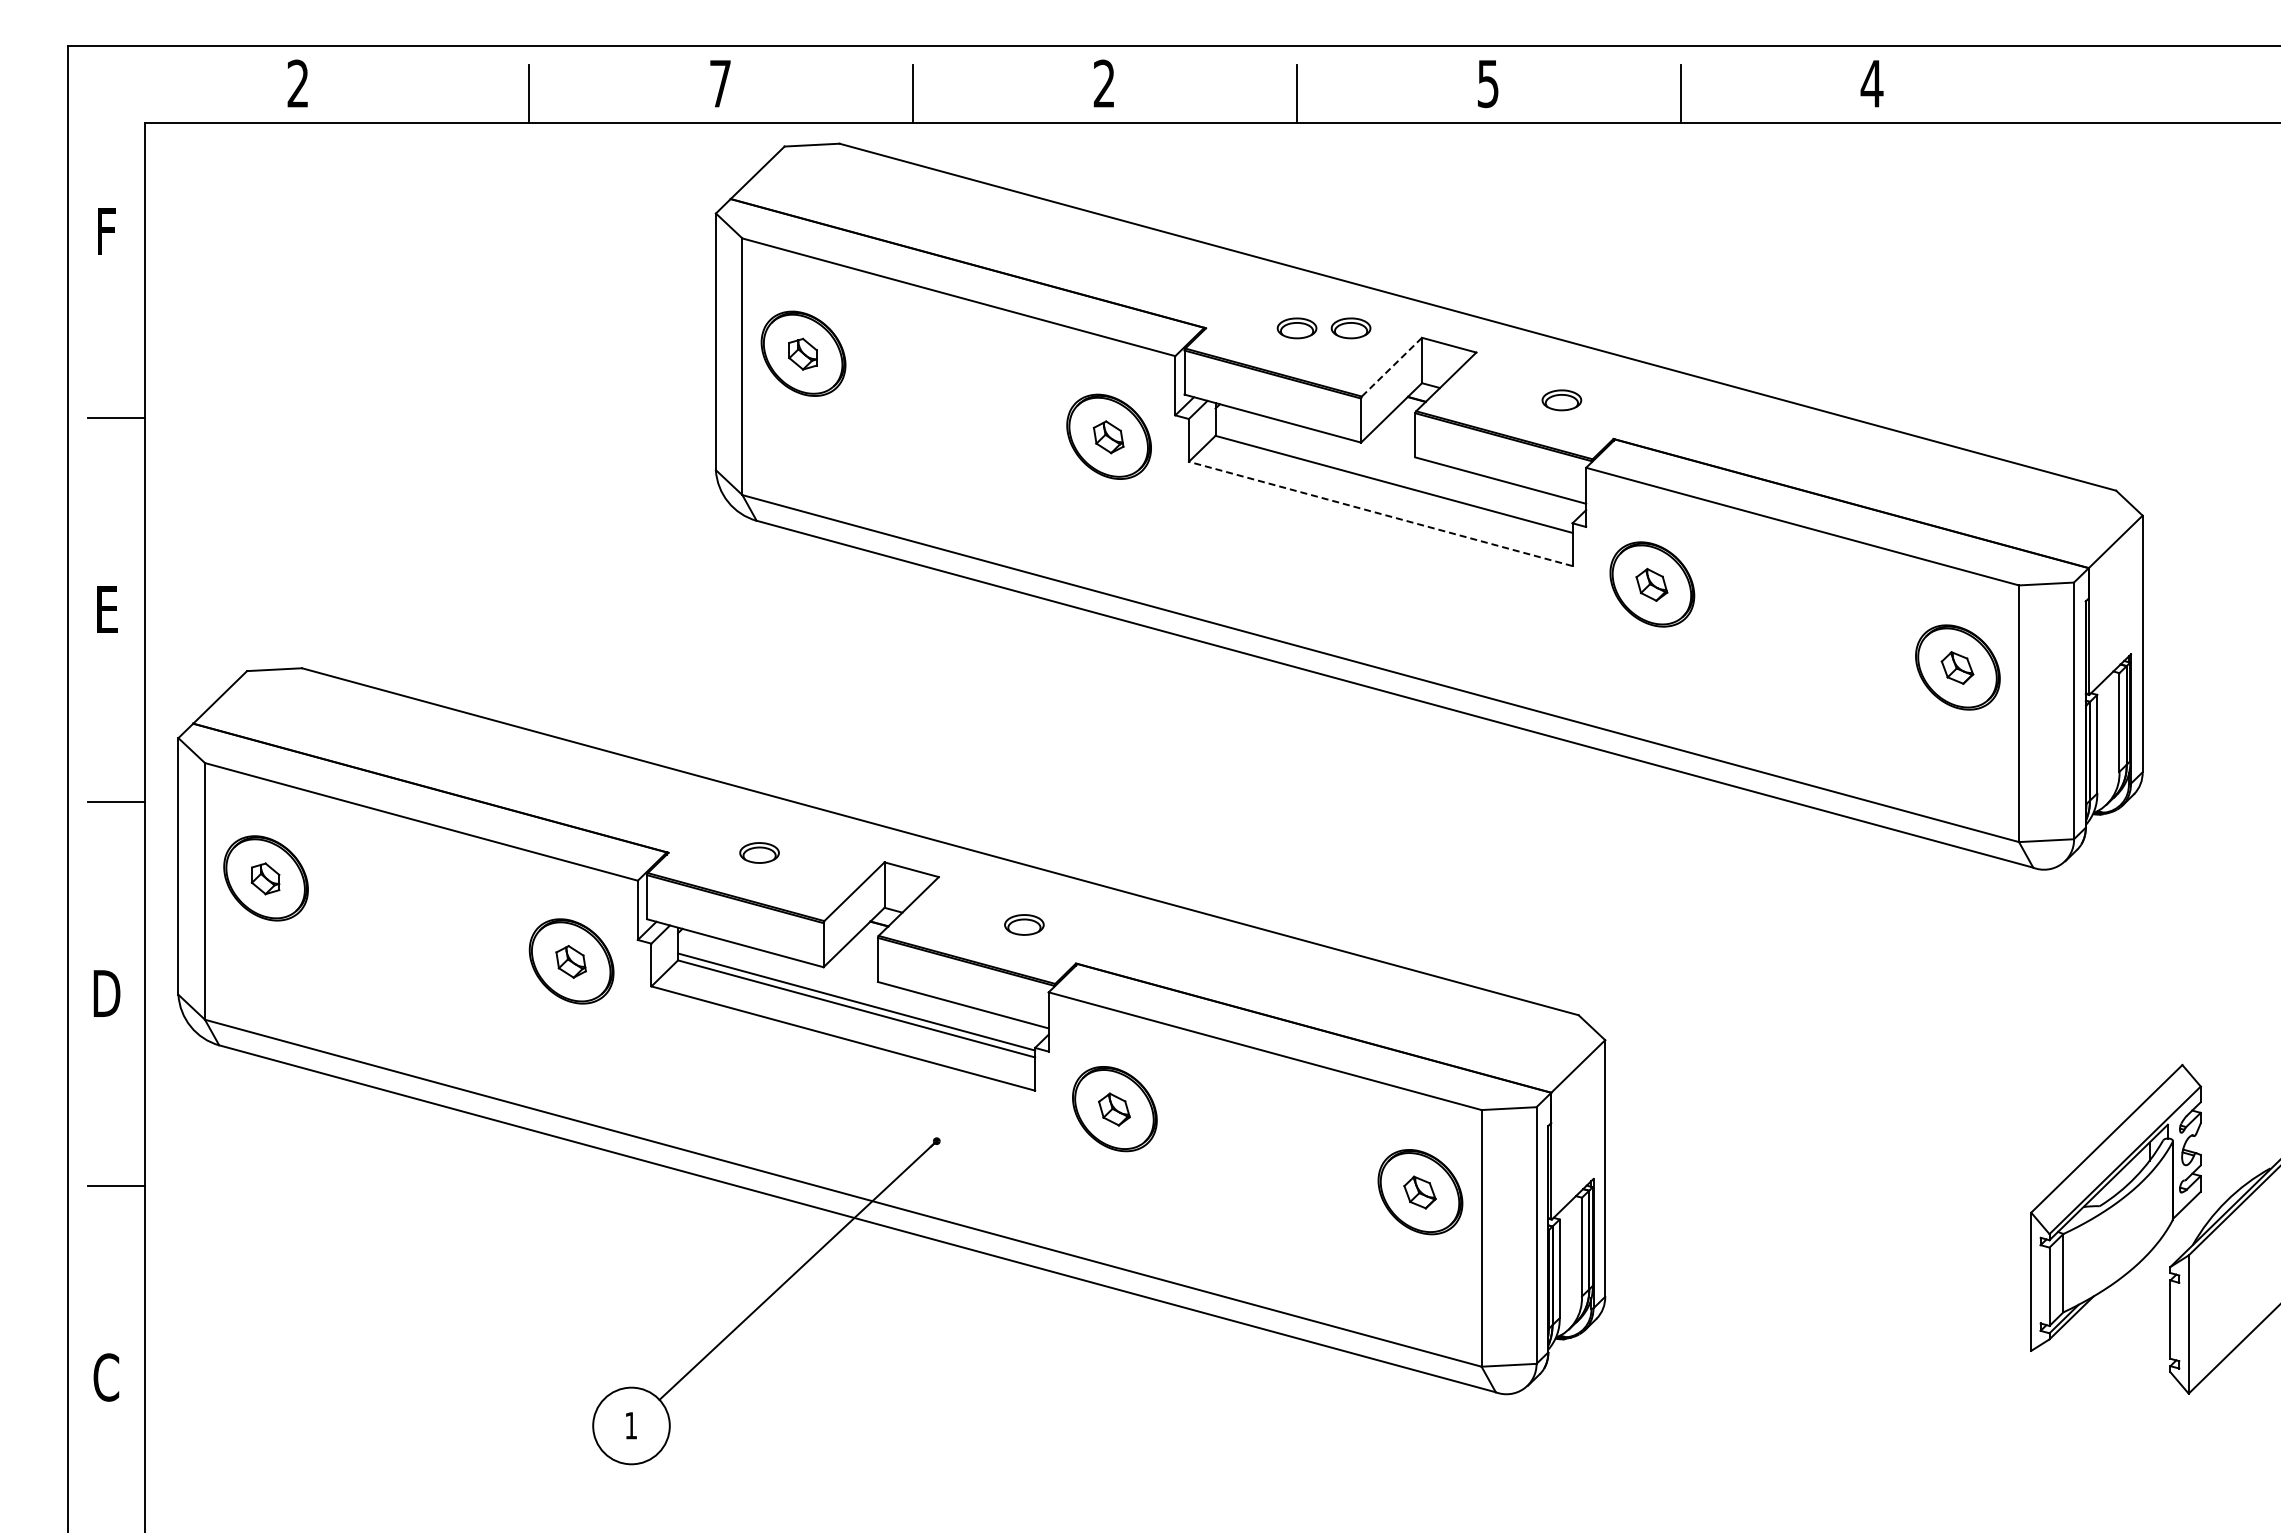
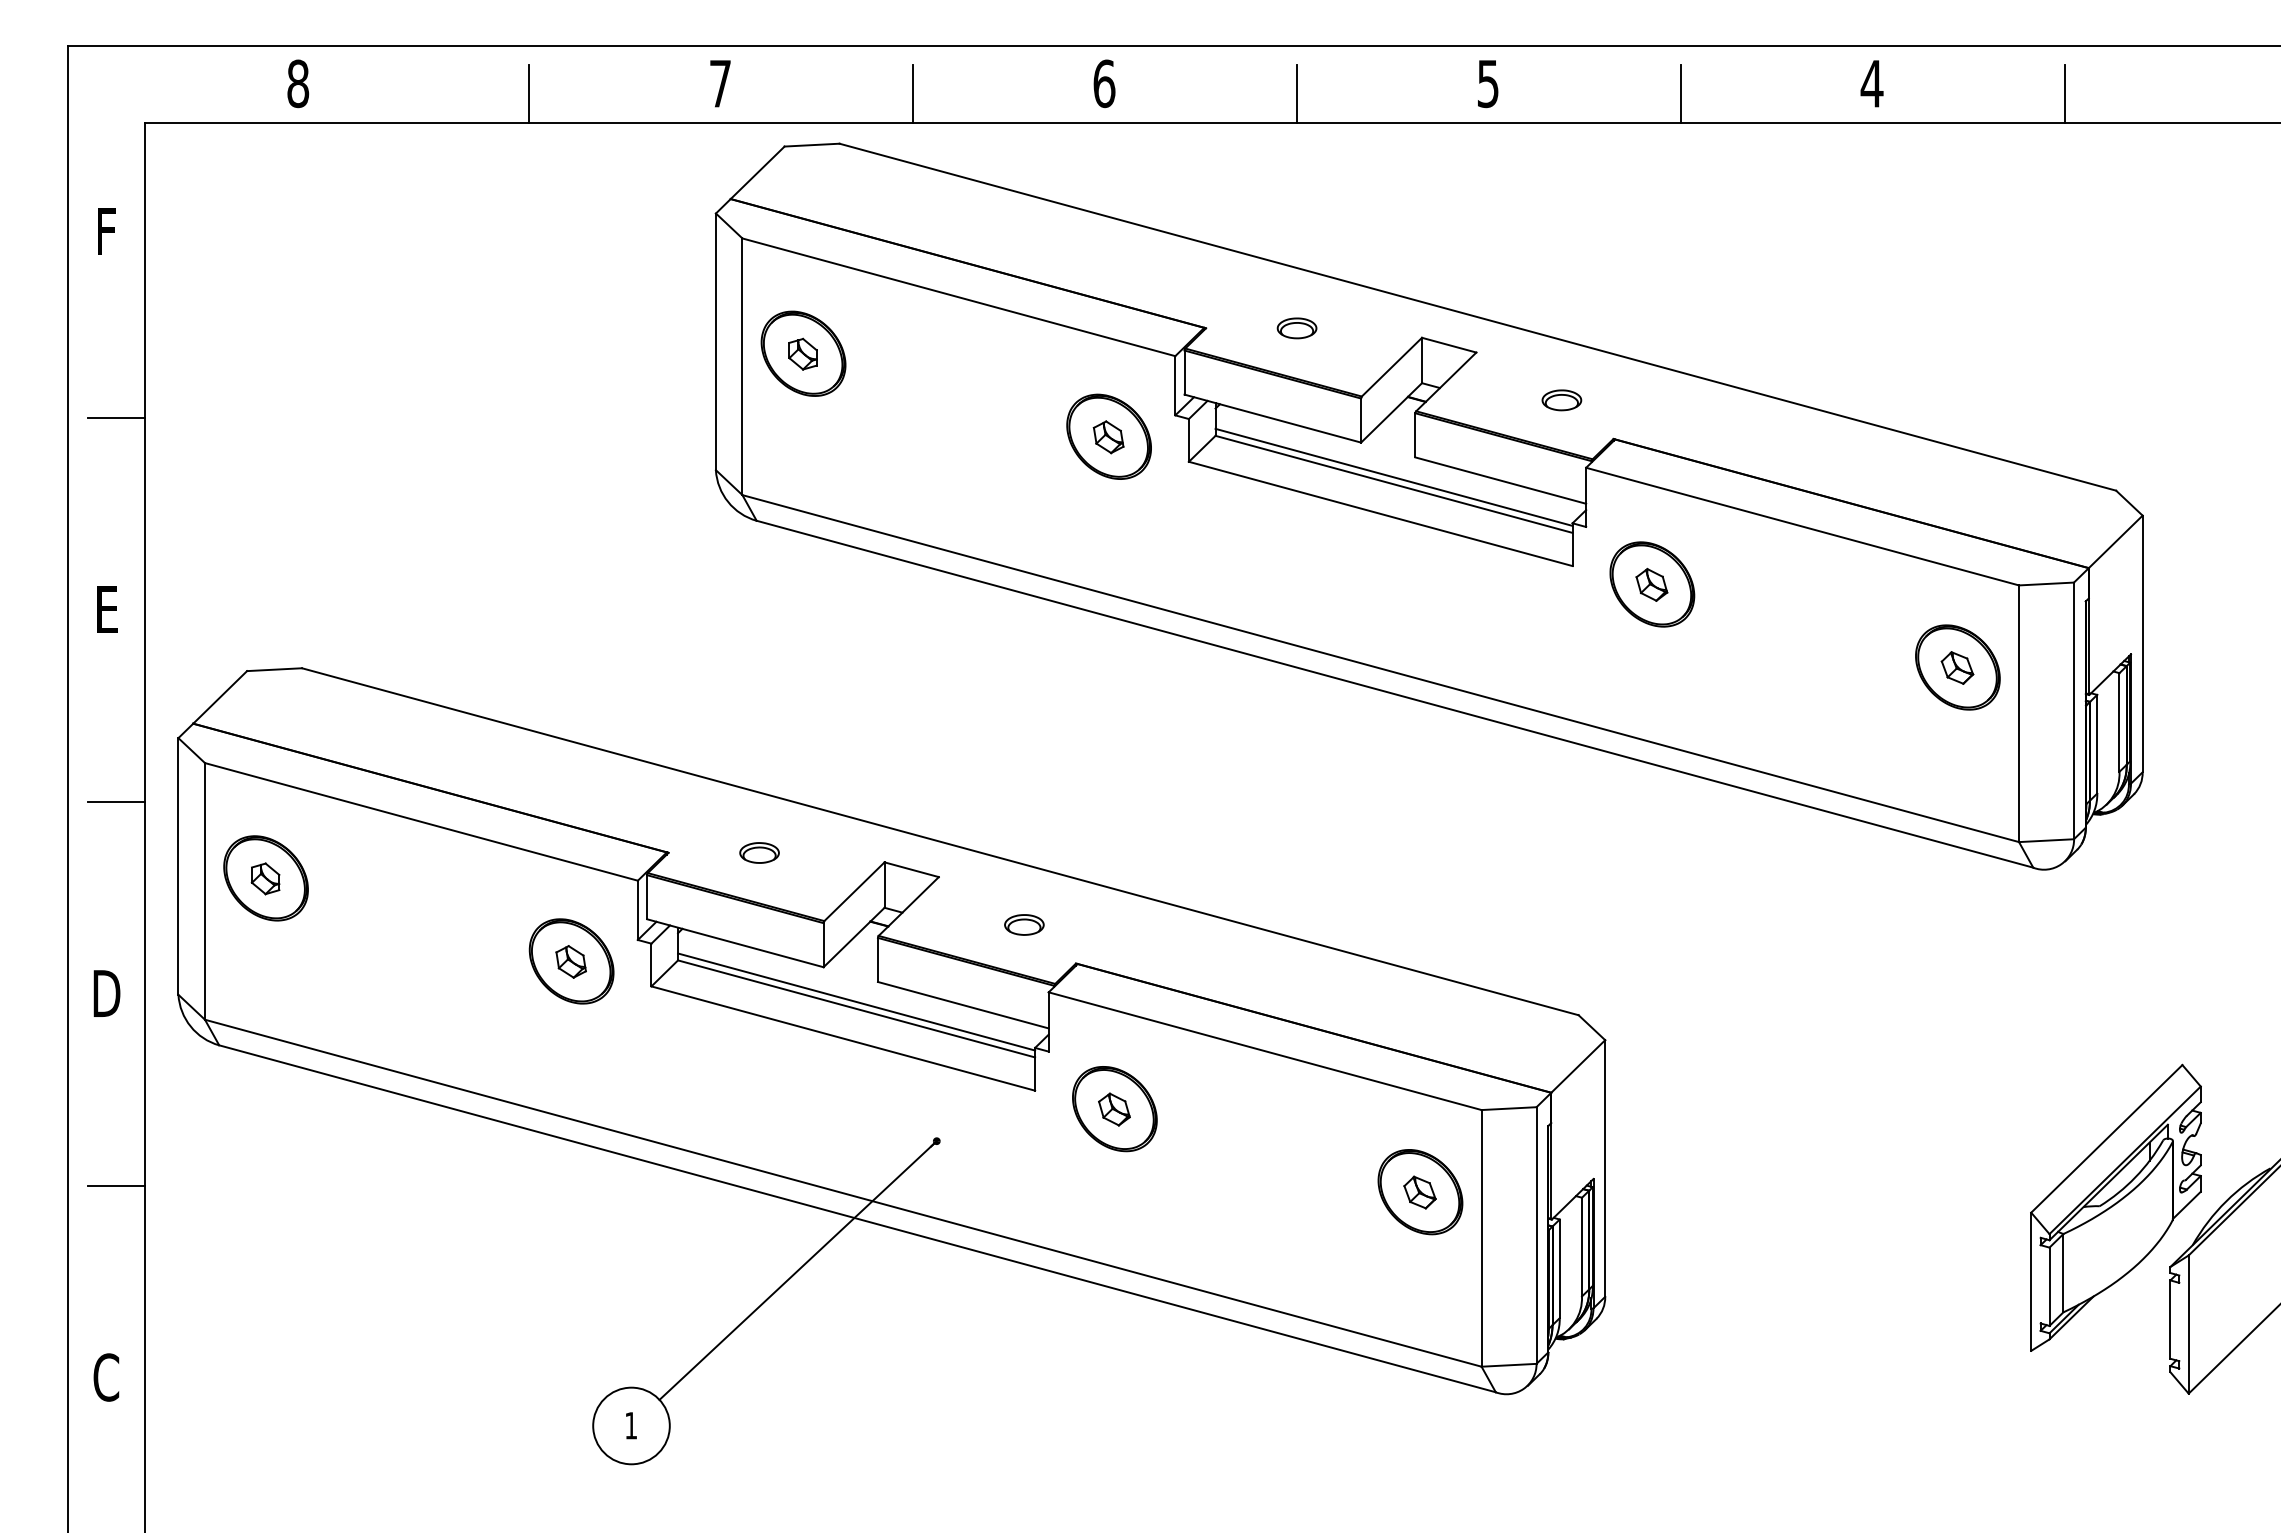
text: 2 -> 8 (298, 83)
text: 2 -> 6 (1104, 83)
line: none -> present (2064, 93)
part: present -> none (1350, 328)
line: dashed -> solid (1391, 367)
line: none -> present (1393, 476)
line: dashed -> solid (1380, 513)
